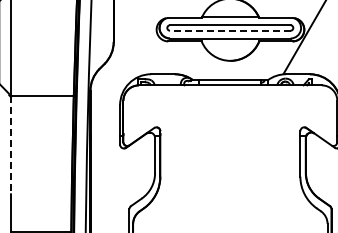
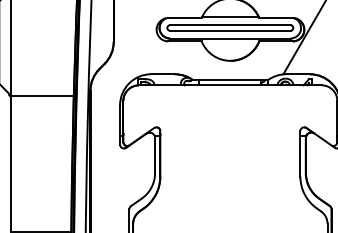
line: dashed -> solid (229, 30)
line: dashed -> solid (11, 144)
